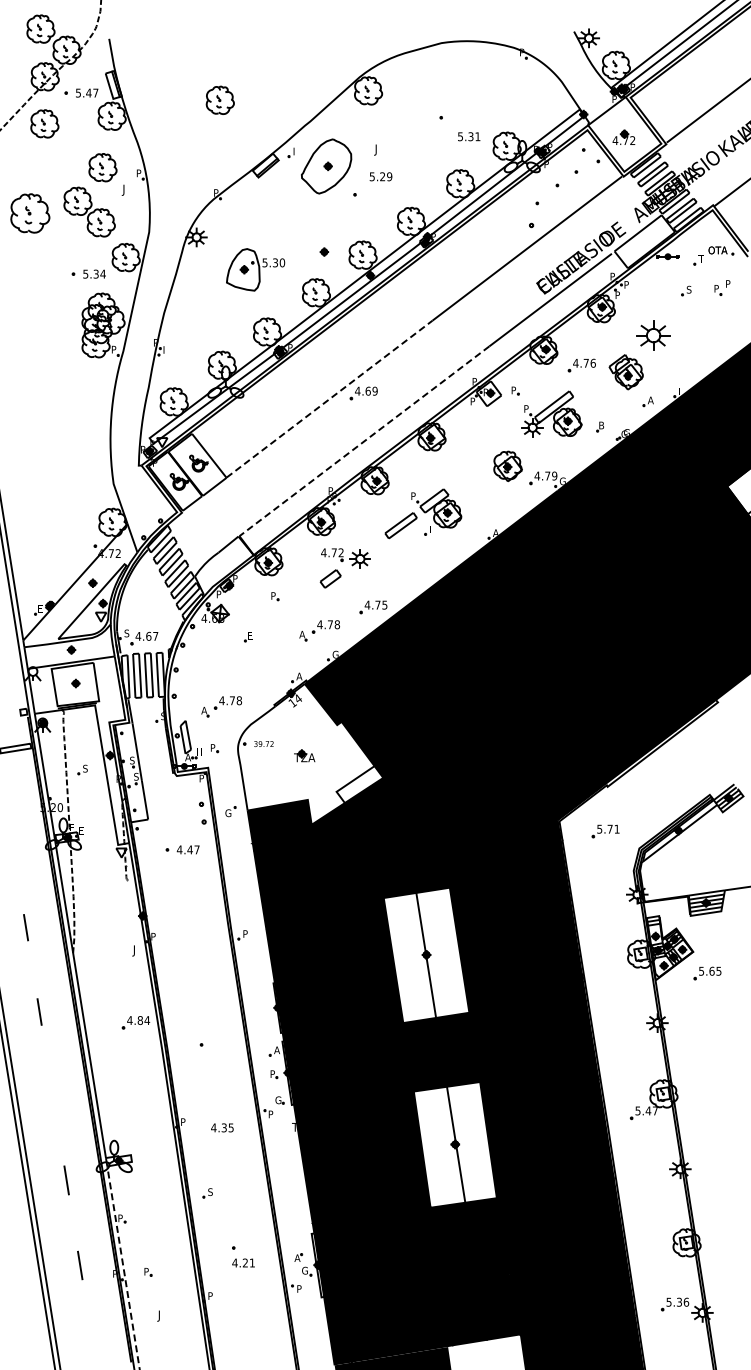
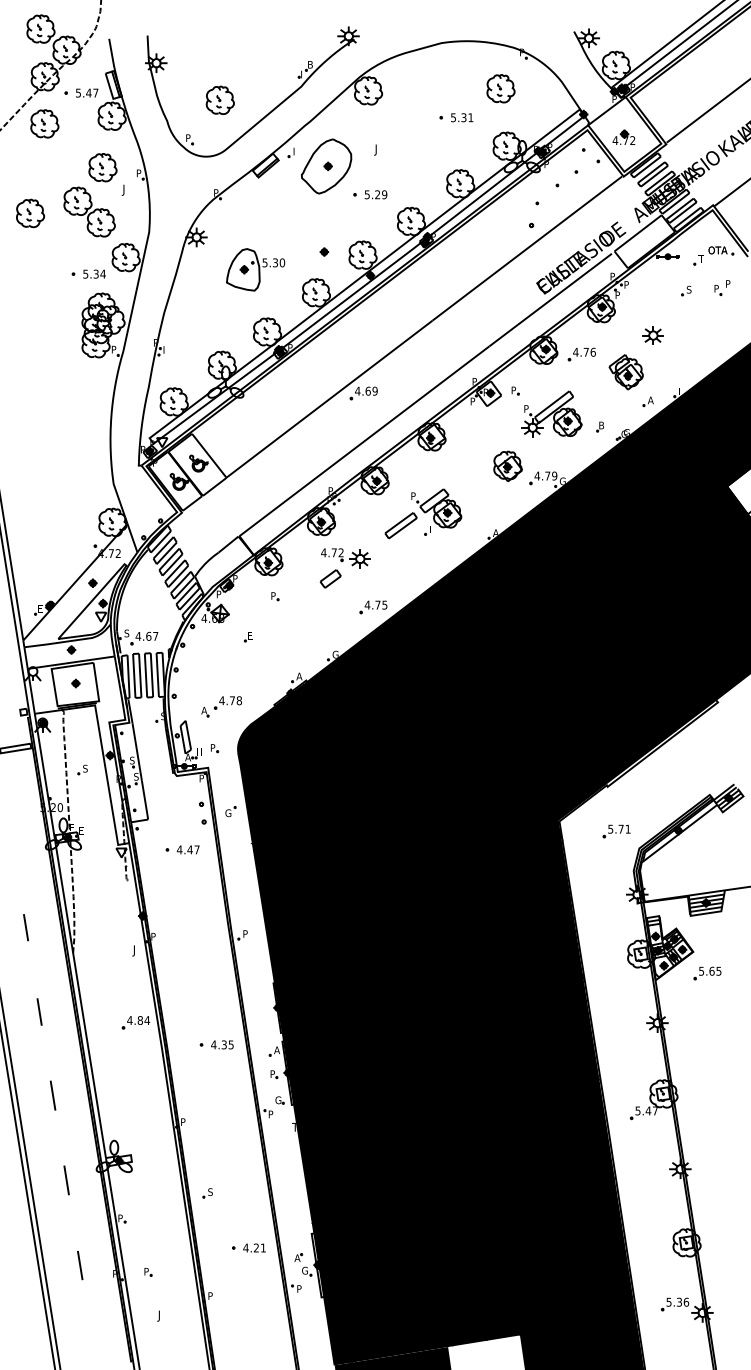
part: none -> present (500, 88)
part: none -> present (268, 112)
text position: (469, 136) -> (462, 117) (462, 117)
text position: (380, 176) -> (375, 194) (375, 194)
part size: 41x41 px -> 30x31 px (30, 213)
part size: 35x31 px -> 22x19 px (652, 335)
part position: (581, 365) -> (581, 354) (581, 354)
line: dashed -> solid (330, 398)
line: dashed -> solid (364, 441)
part: present -> none (319, 630)
fill: none -> present (310, 753)
part position: (605, 831) -> (616, 831) (616, 831)
fill: none -> present (426, 955)
line: none -> present (52, 1095)
text position: (222, 1127) -> (222, 1044) (222, 1044)
fill: none -> present (454, 1144)
text position: (243, 1262) -> (254, 1247) (254, 1247)
line: dashed -> solid (123, 1267)
